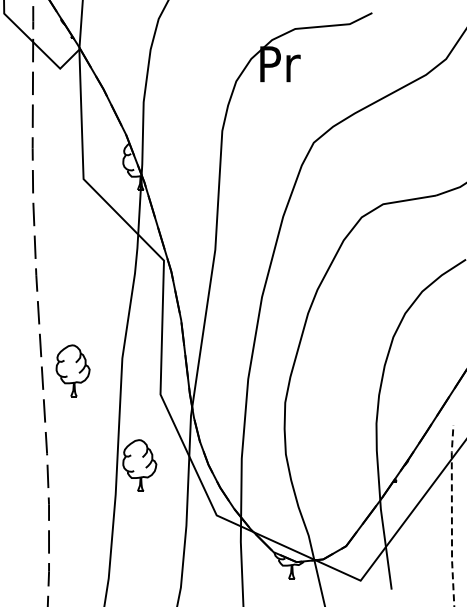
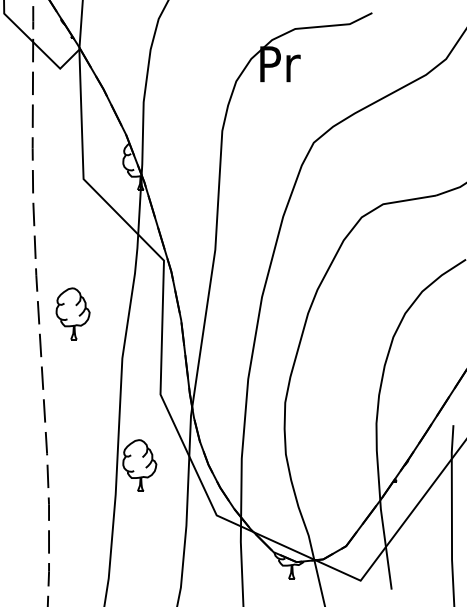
part position: (72, 370) -> (72, 313) (72, 313)
line: dashed -> solid (451, 515)
